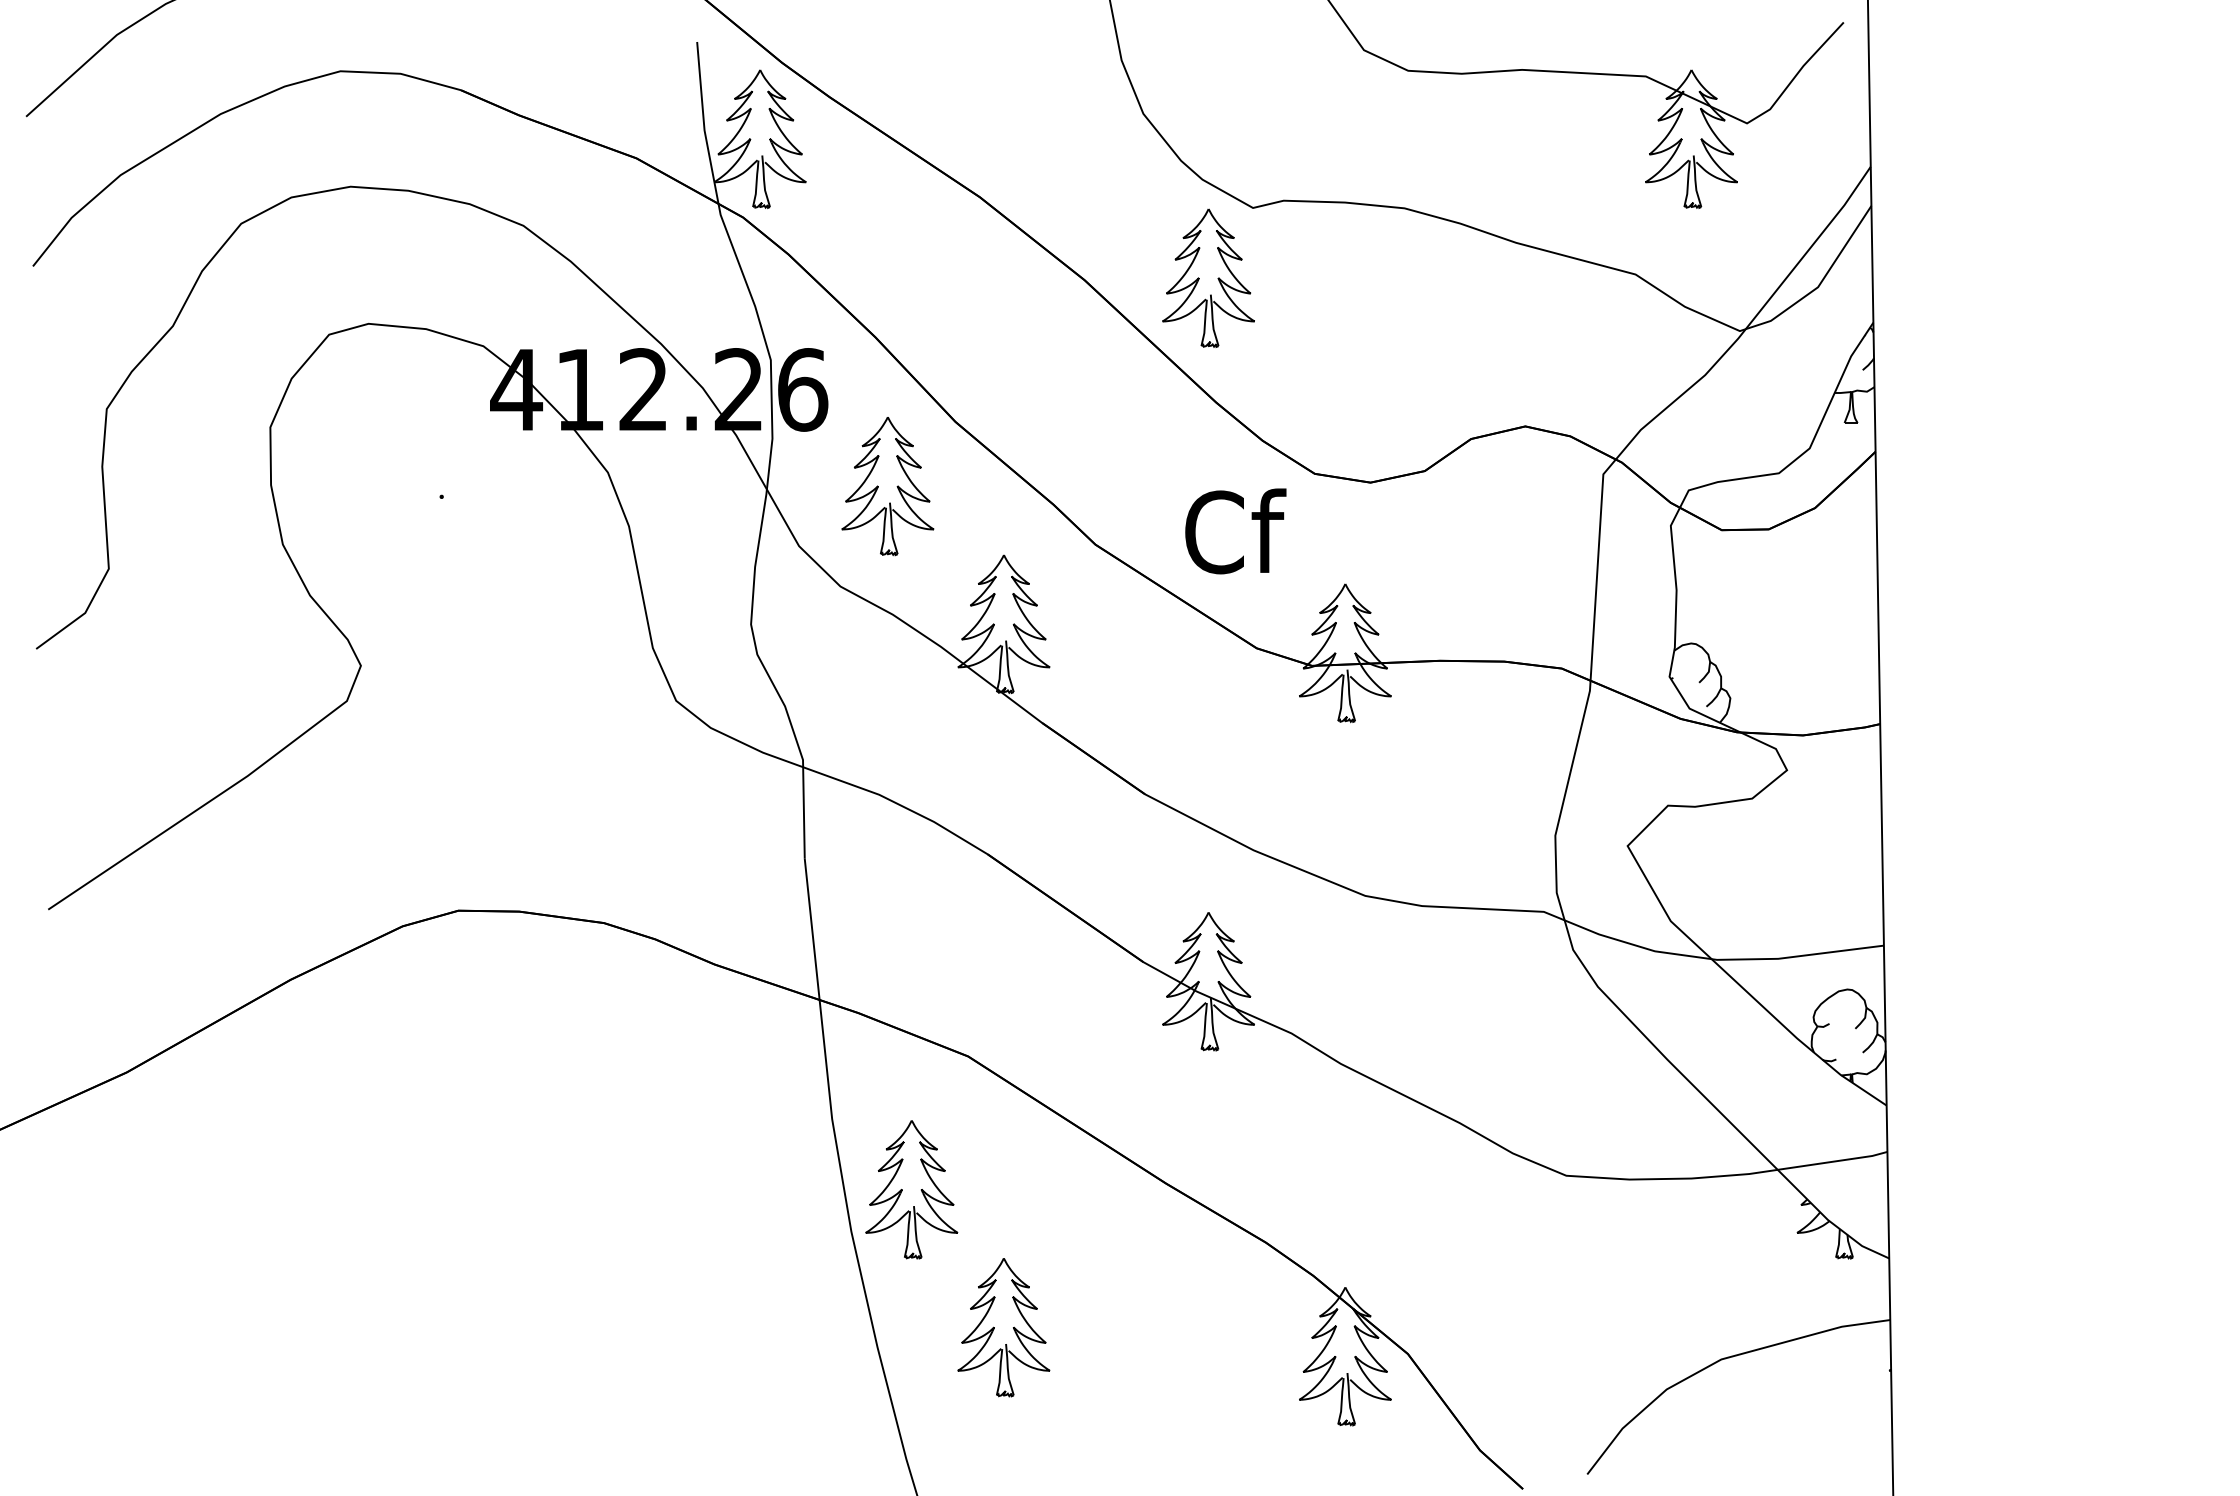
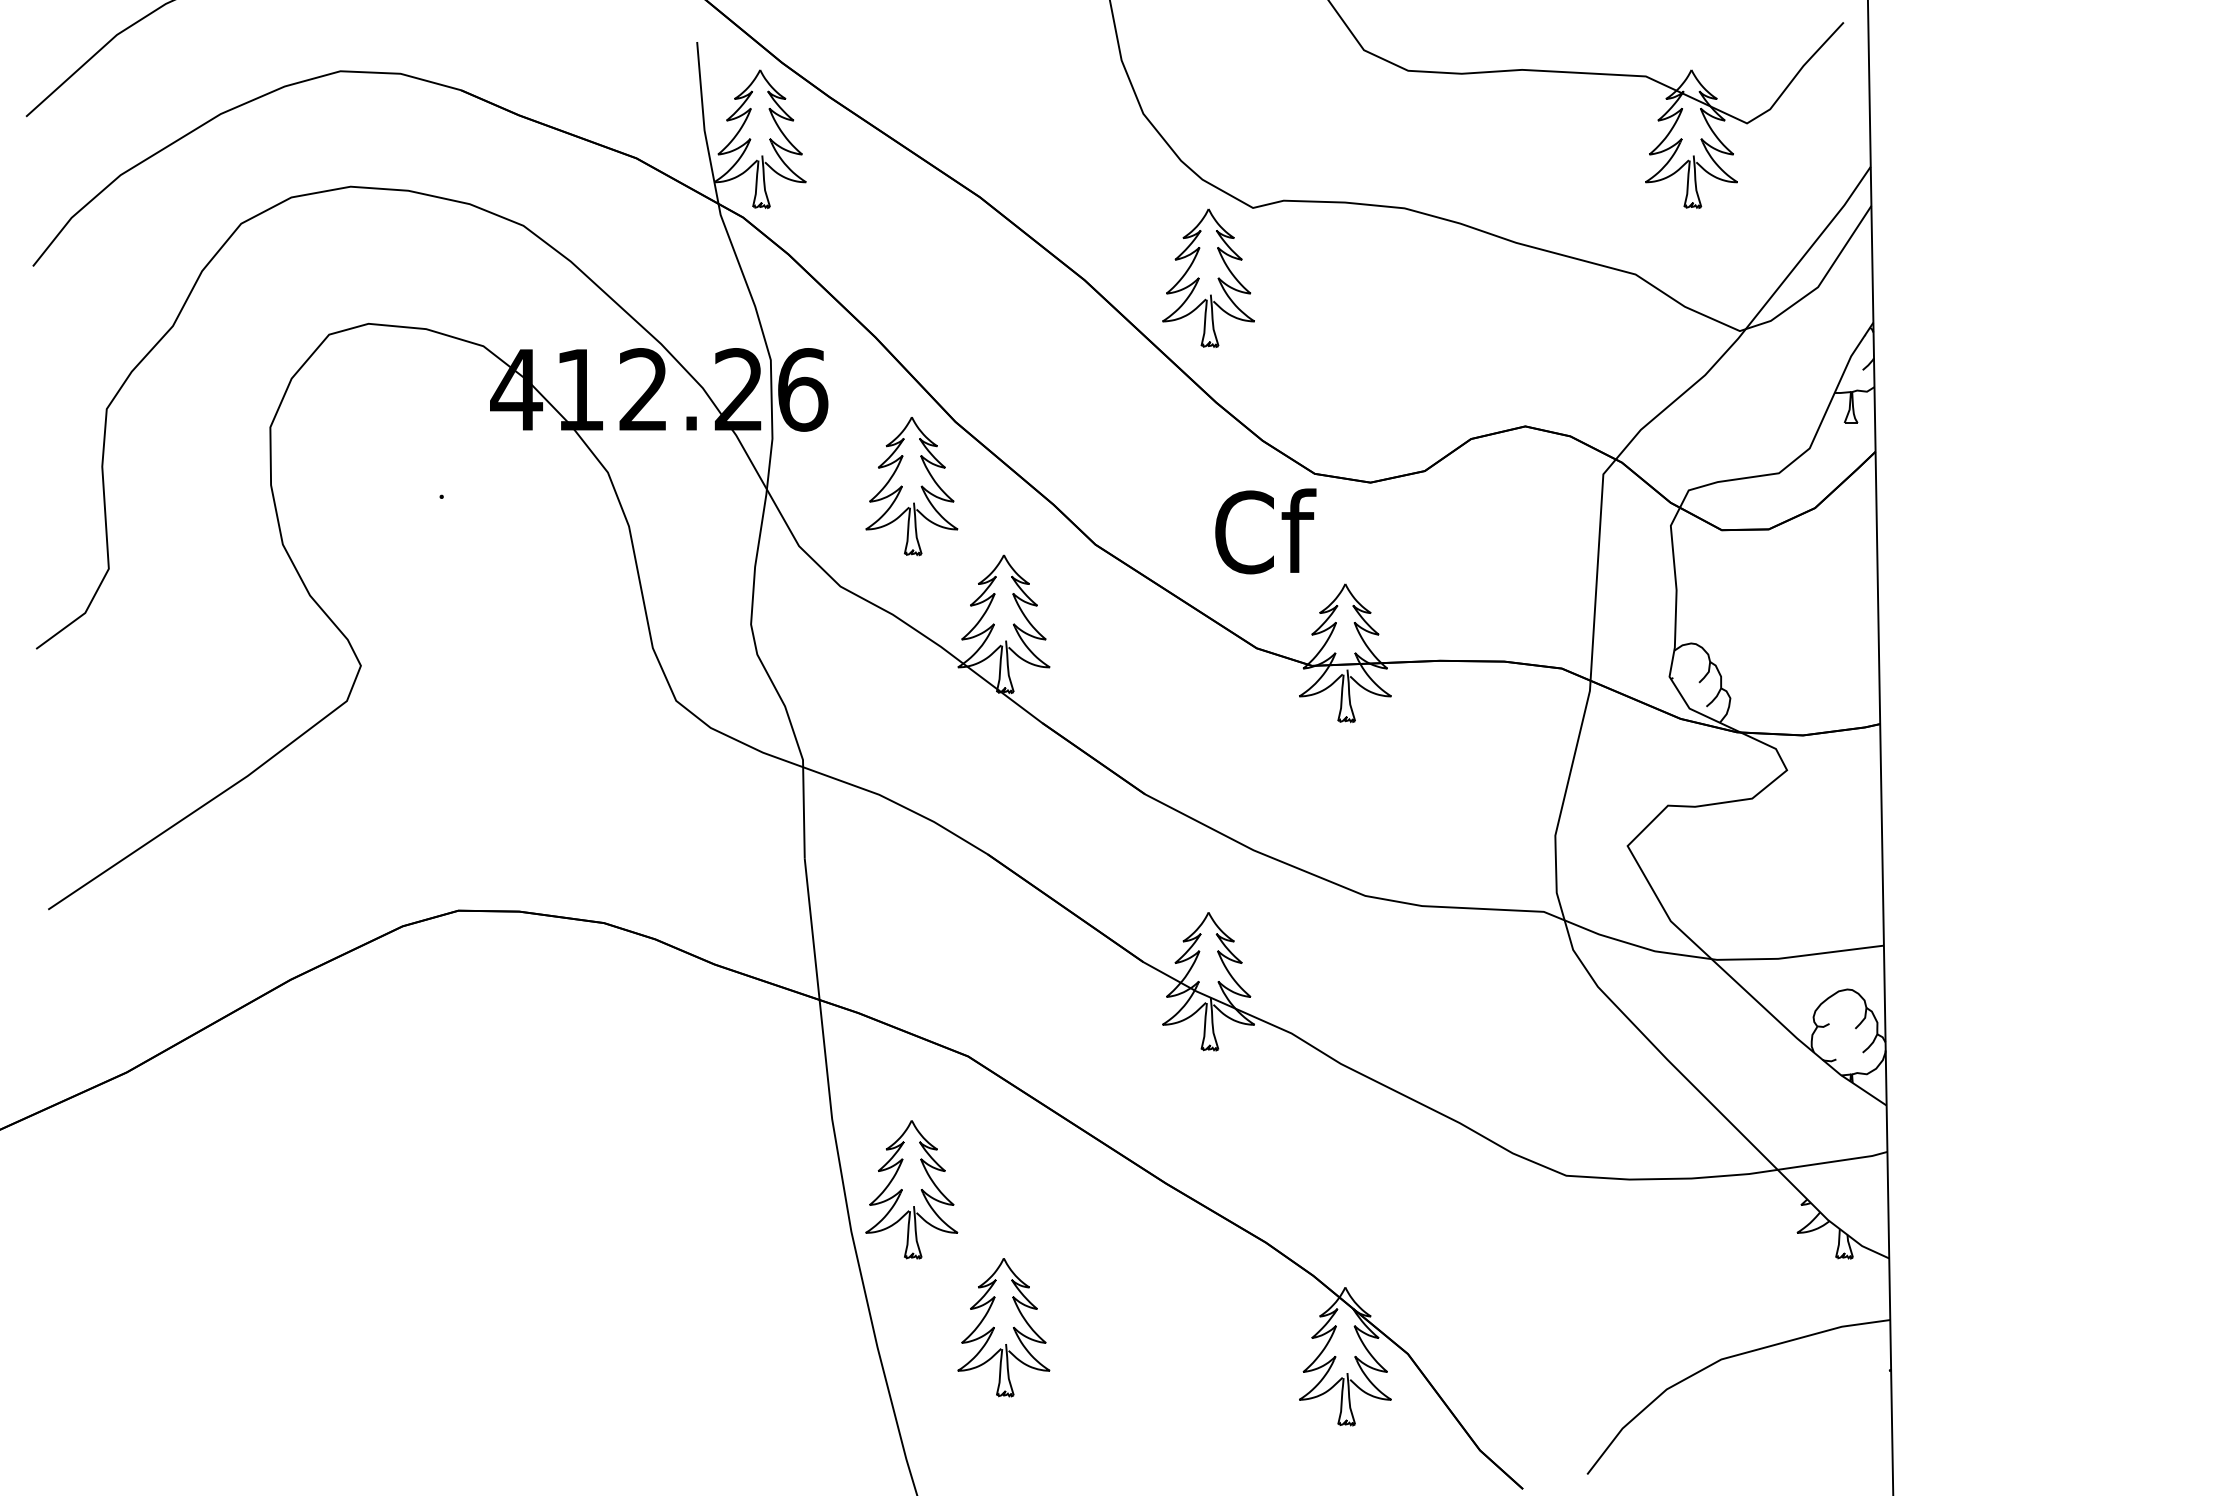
part position: (887, 486) -> (911, 486) (911, 486)
text position: (1235, 531) -> (1265, 531) (1265, 531)
